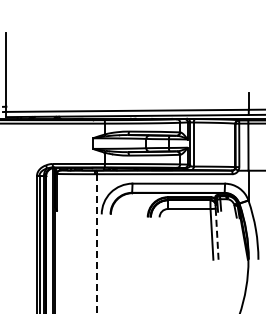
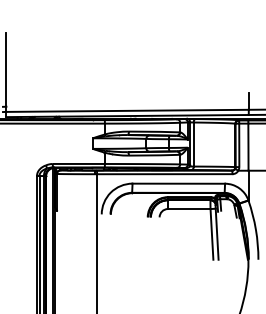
line: dashed -> solid (217, 234)
line: dashed -> solid (97, 243)
